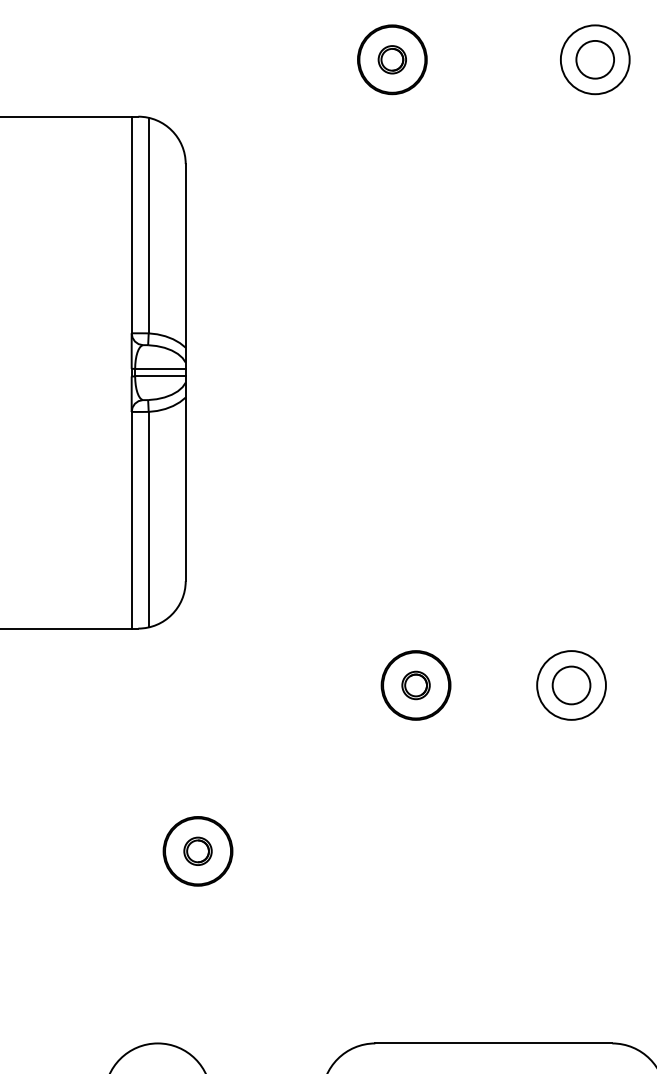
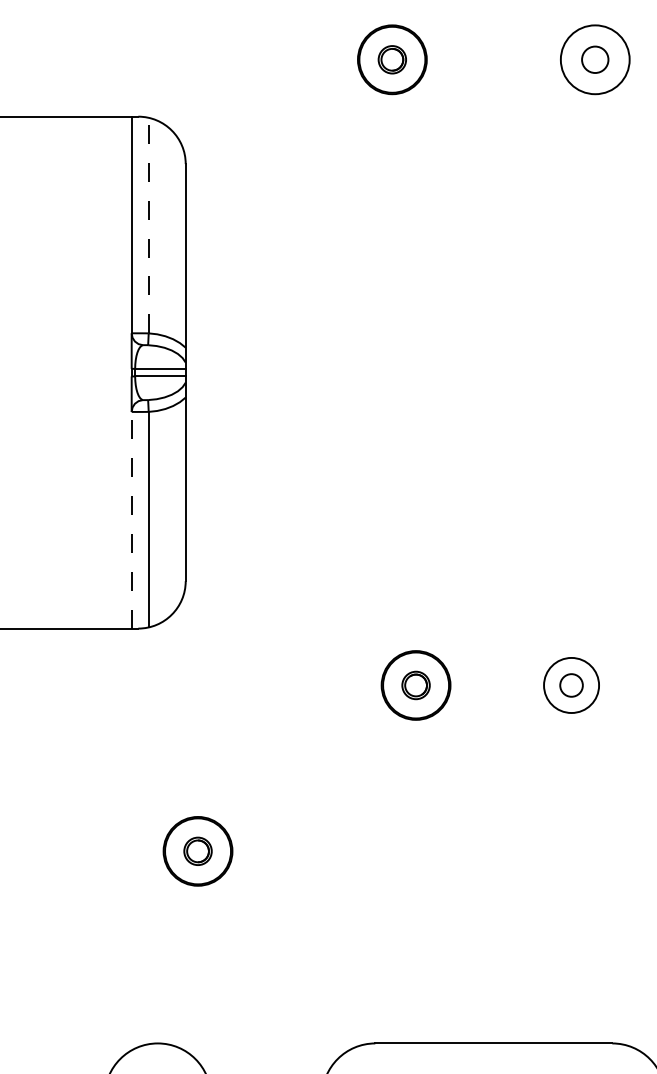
circle diameter: 38 px -> 26 px (595, 59)
line: solid -> dashed (148, 225)
line: solid -> dashed (131, 519)
circle diameter: 38 px -> 23 px (571, 685)
circle diameter: 69 px -> 55 px (571, 685)
